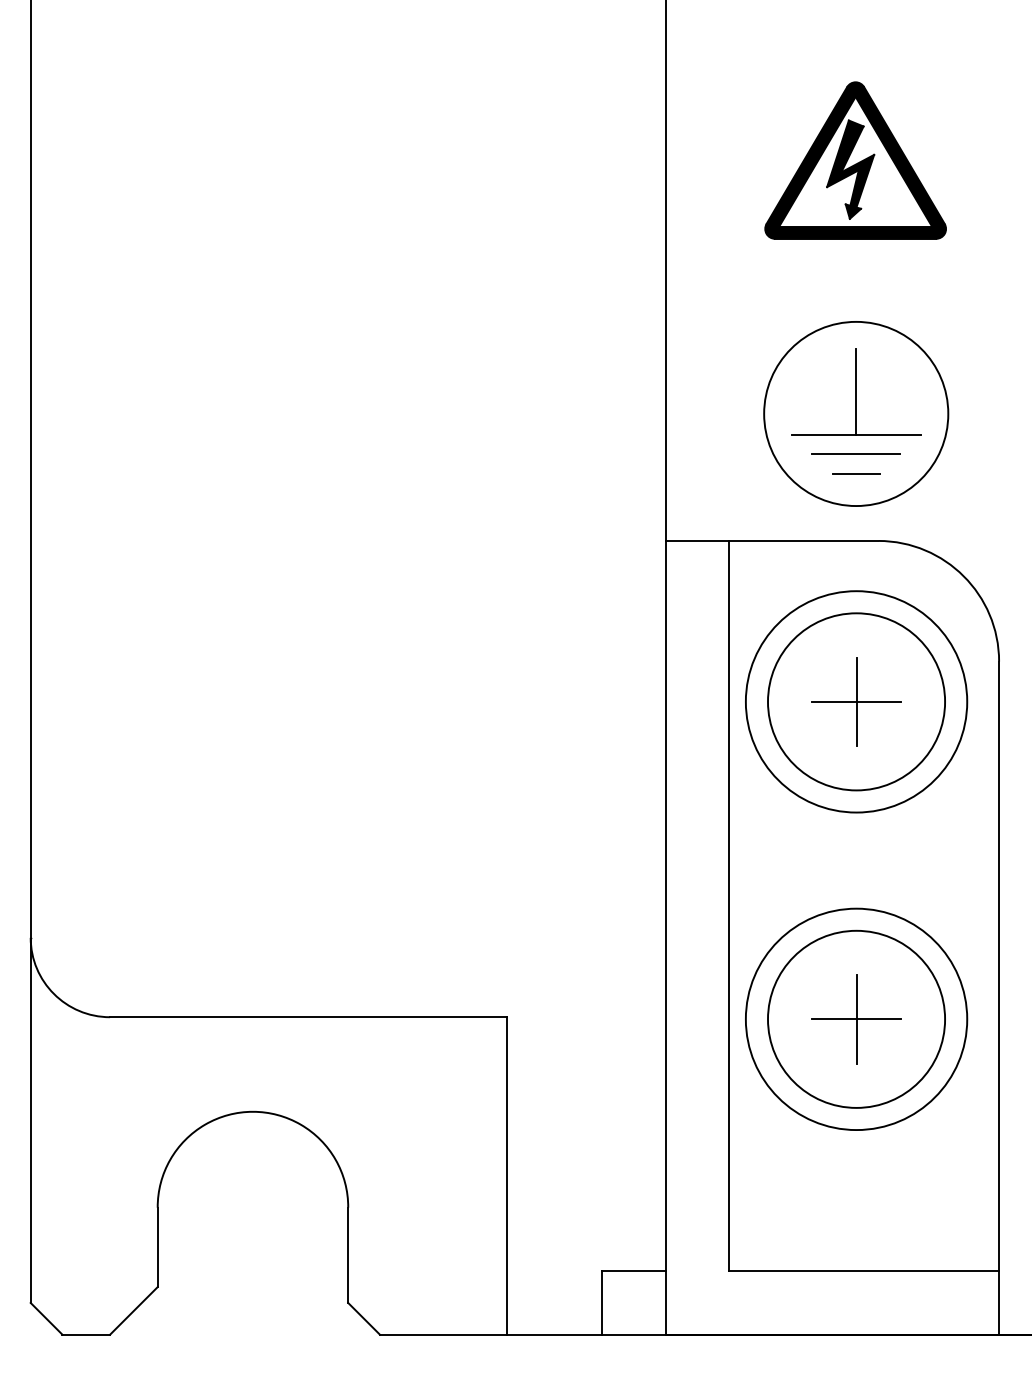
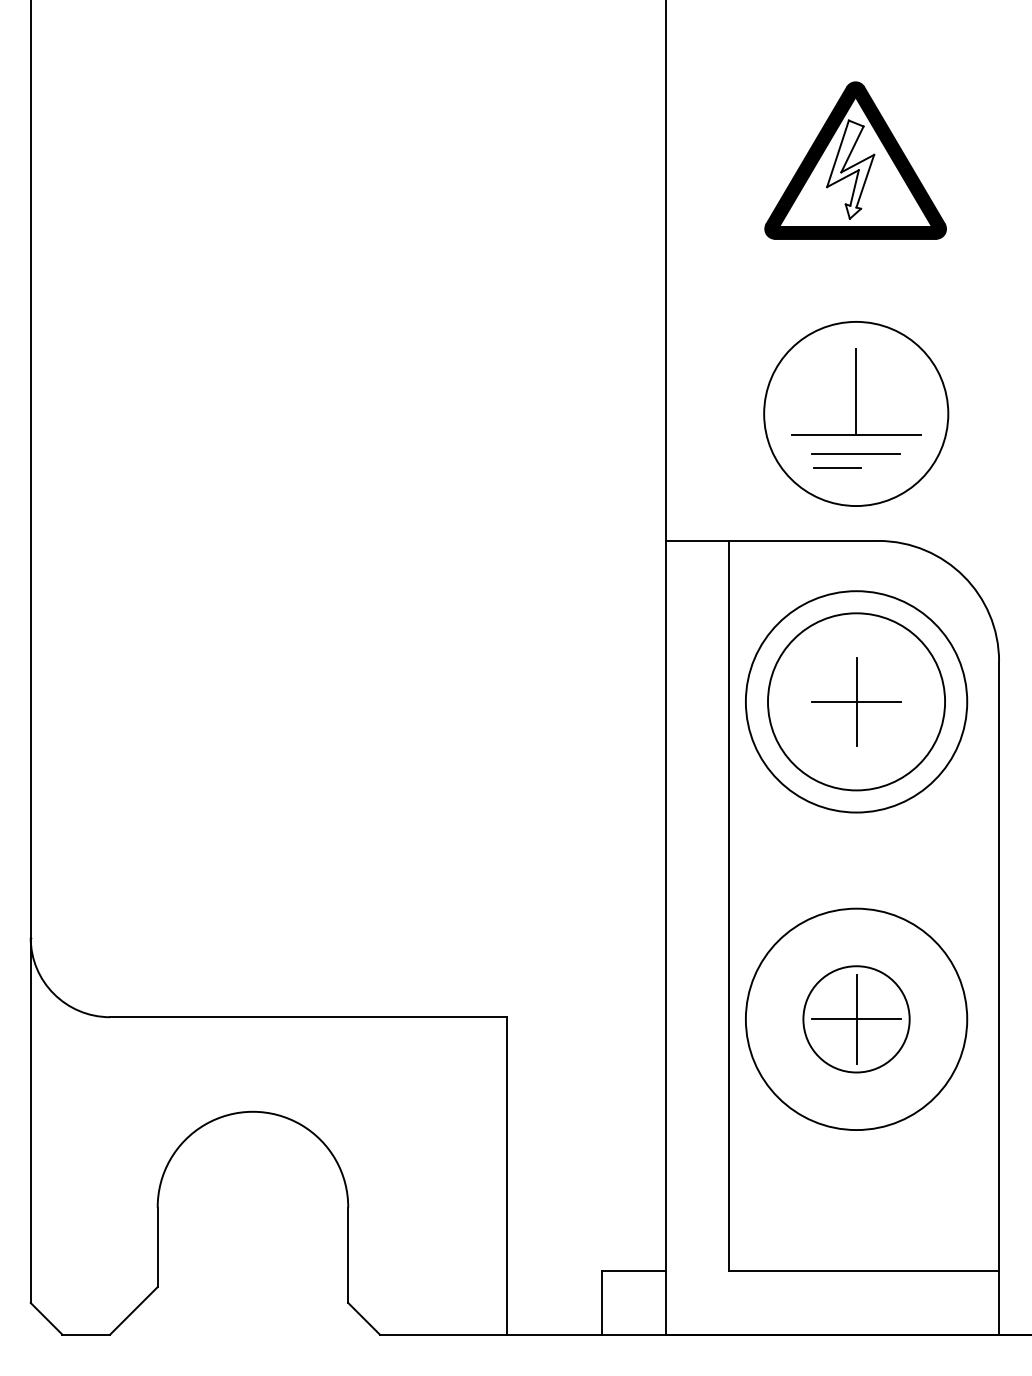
fill: present -> none (850, 169)
line position: (856, 473) -> (837, 467) (837, 467)
circle diameter: 177 px -> 106 px (856, 1019)
